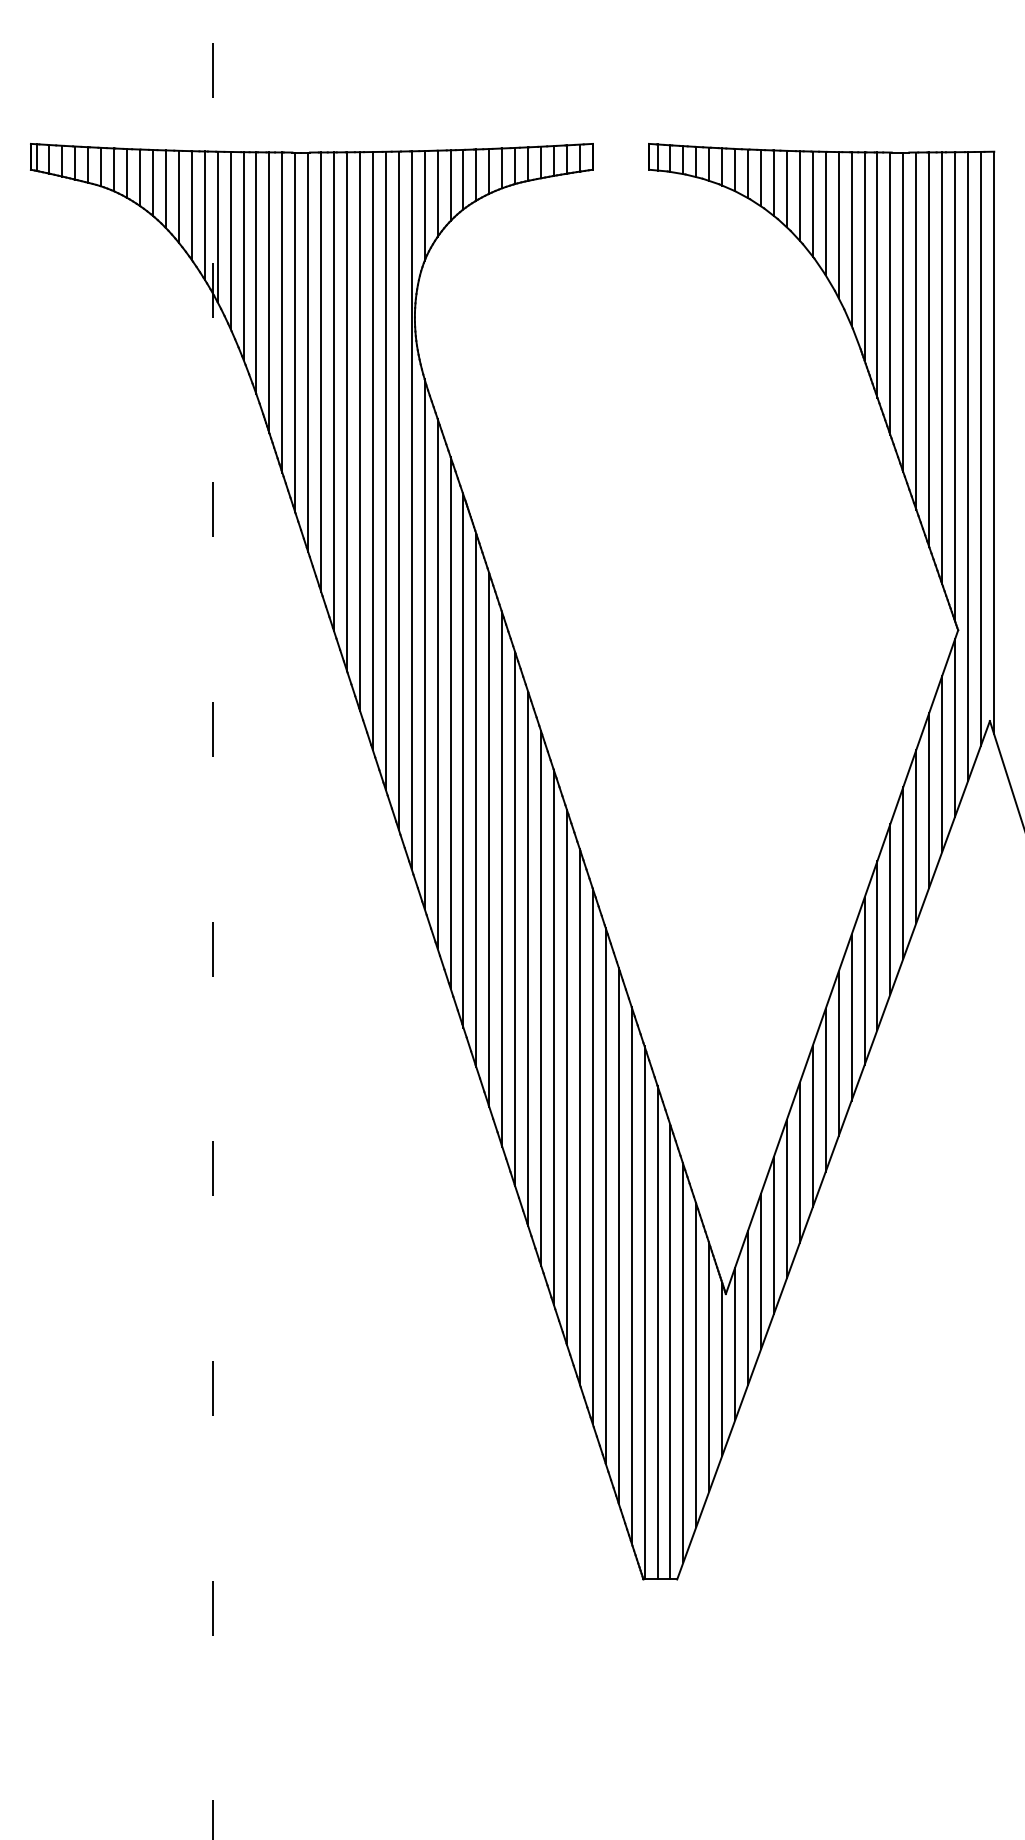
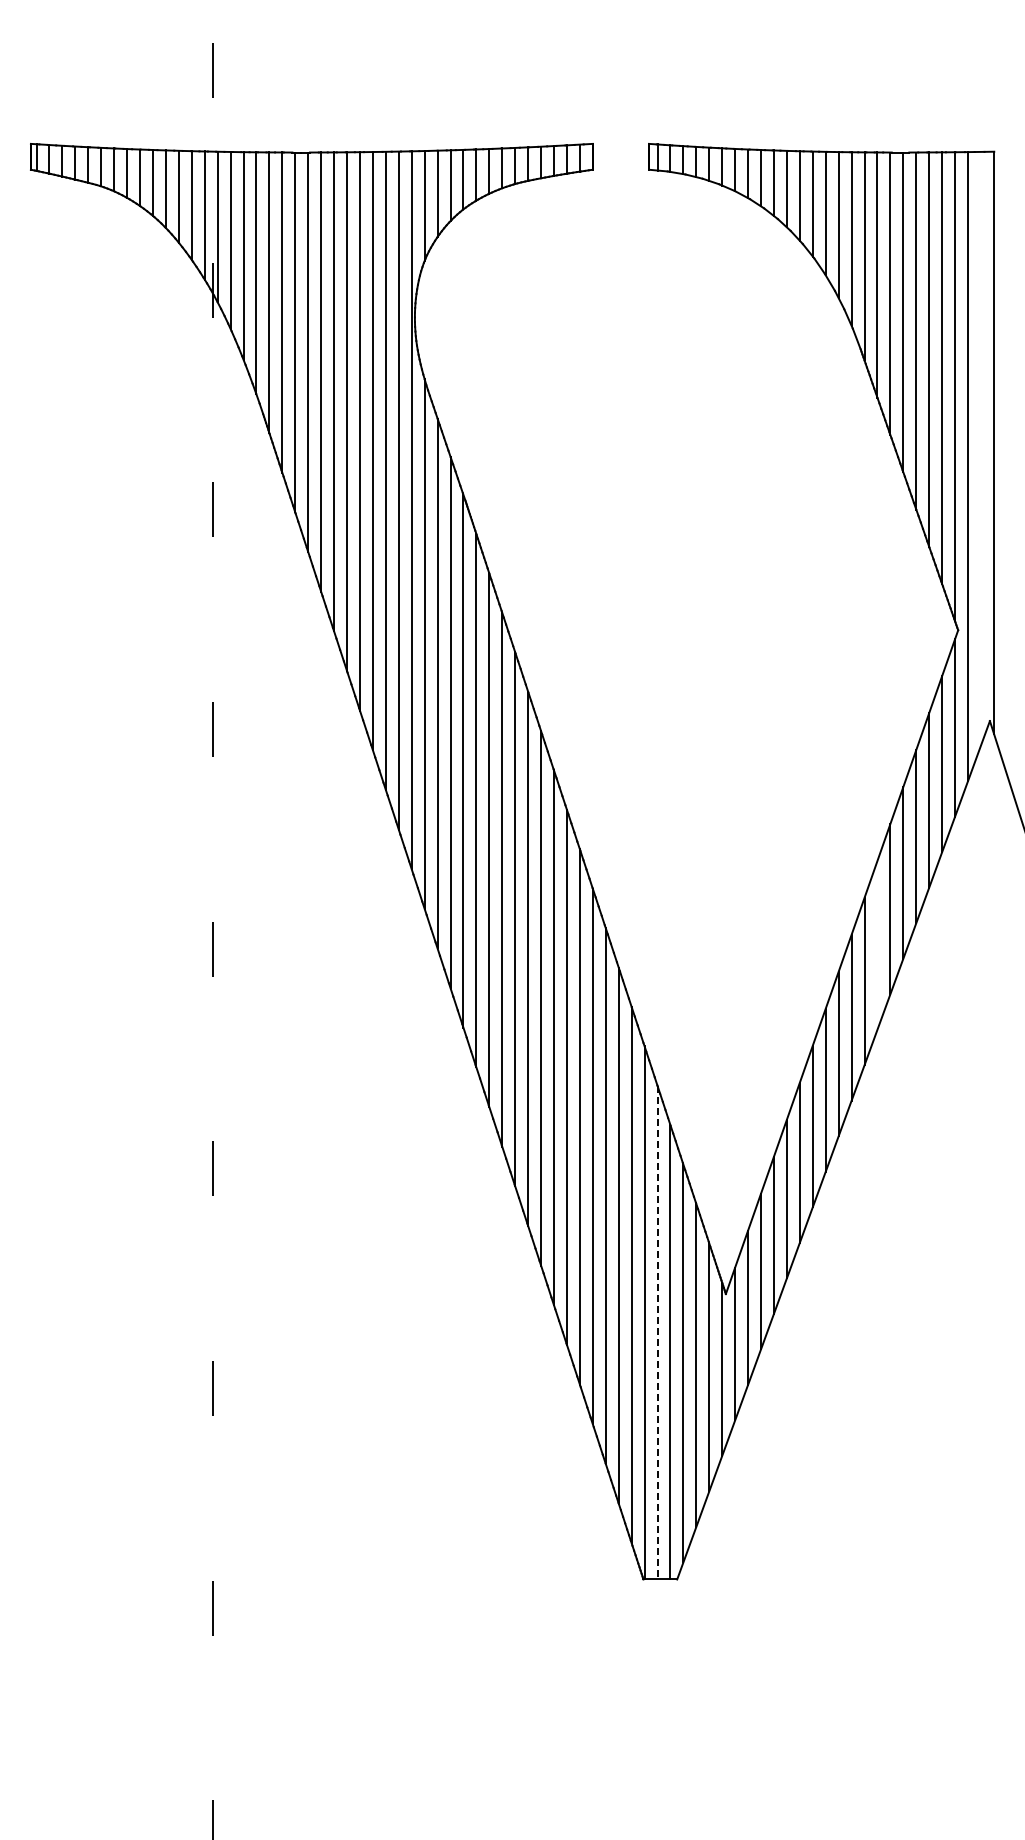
line: present -> none (980, 448)
line: present -> none (877, 944)
line: solid -> dashed (657, 1332)
